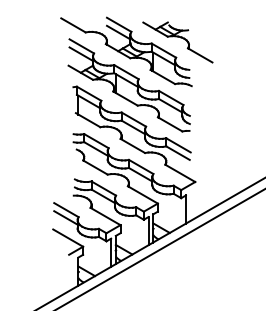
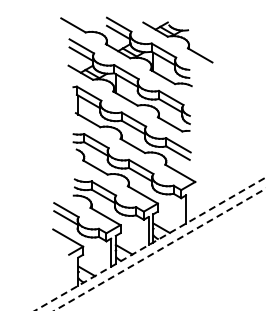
line: solid -> dashed (150, 244)
line: solid -> dashed (160, 249)
